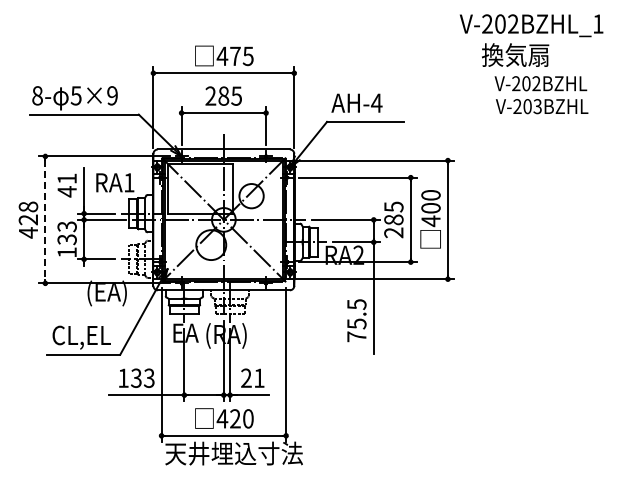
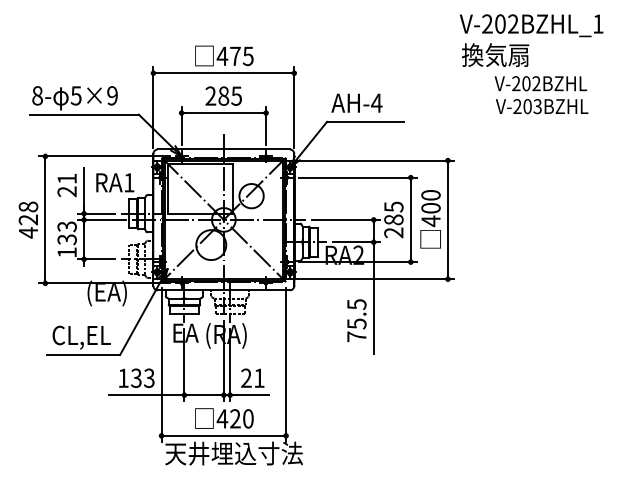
text position: (515, 54) -> (495, 54) (495, 54)
text: 41 -> 21 (66, 191)
line: dashed -> solid (45, 219)
